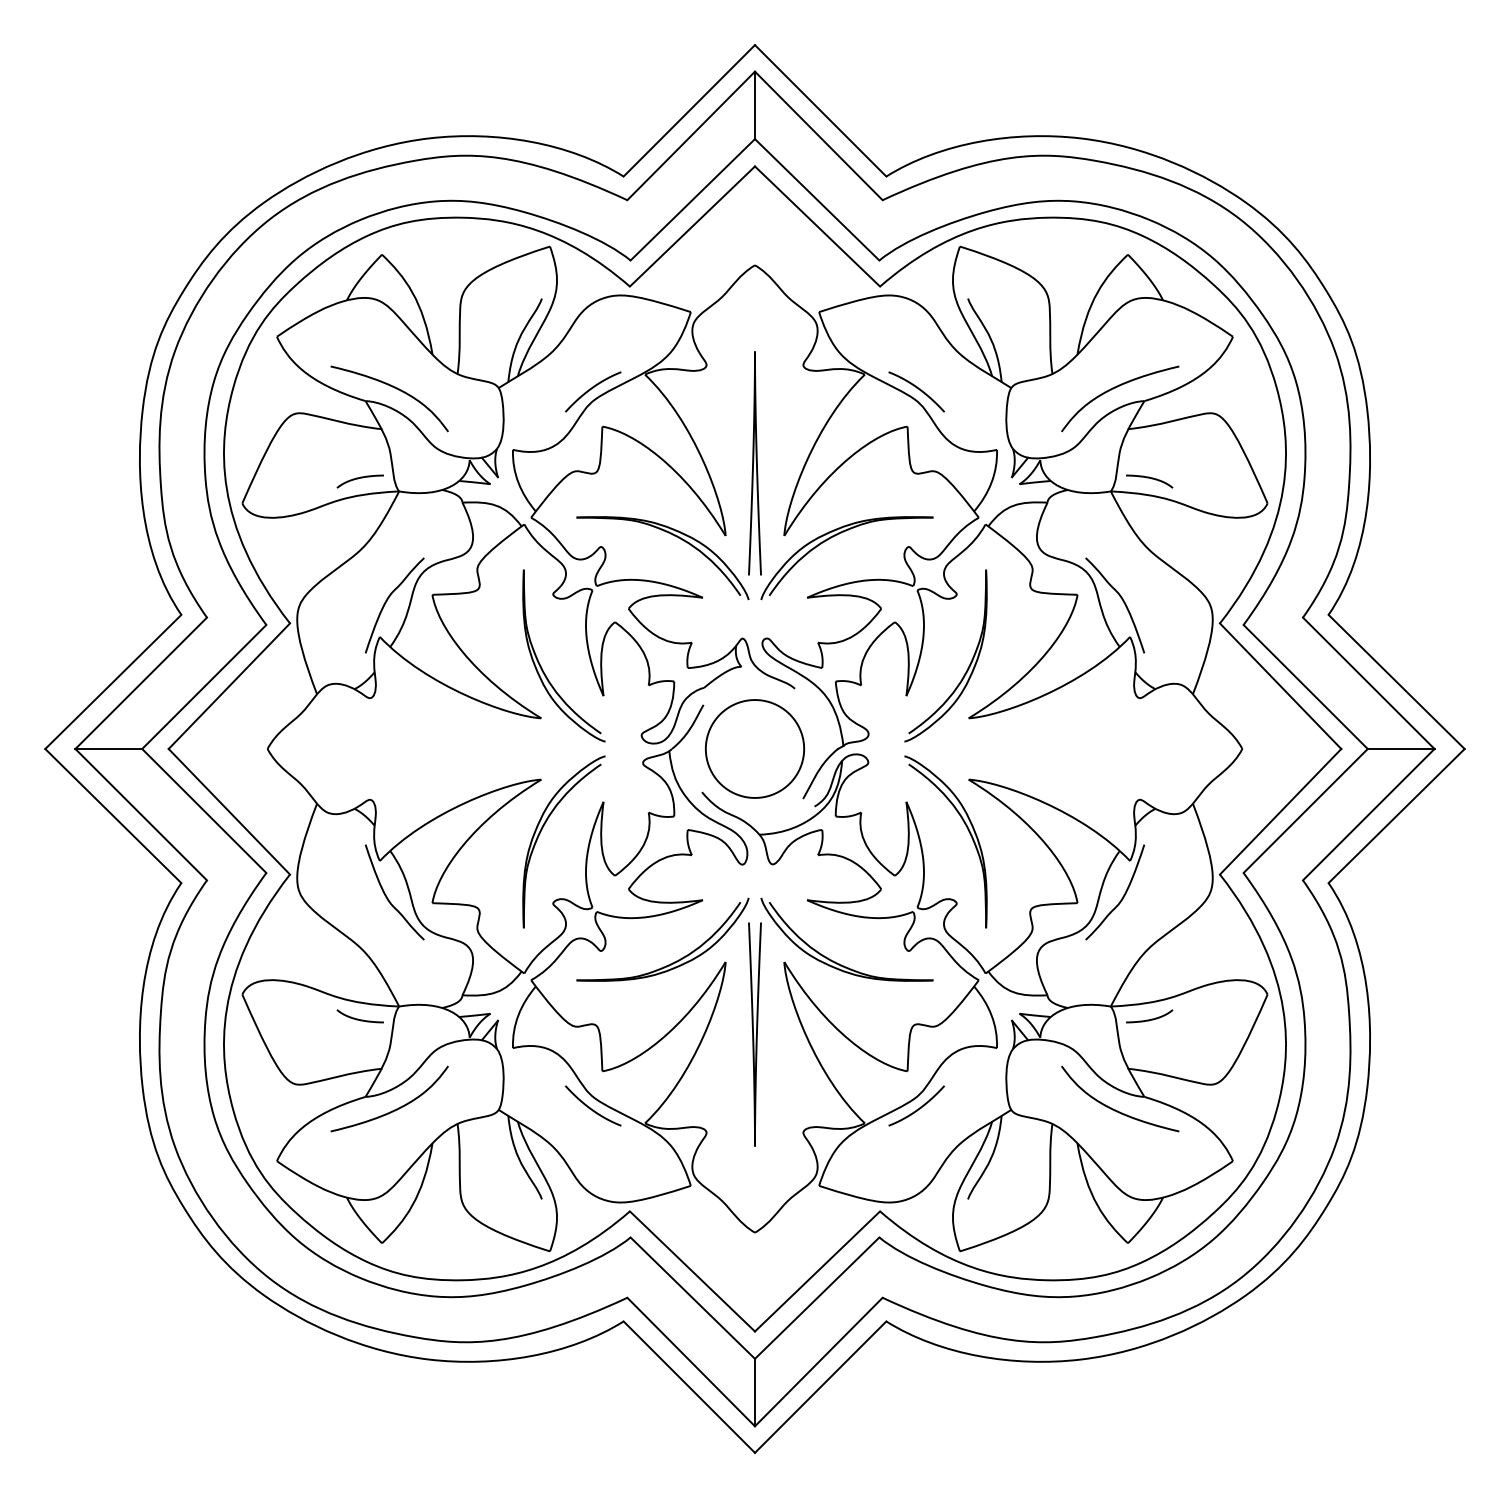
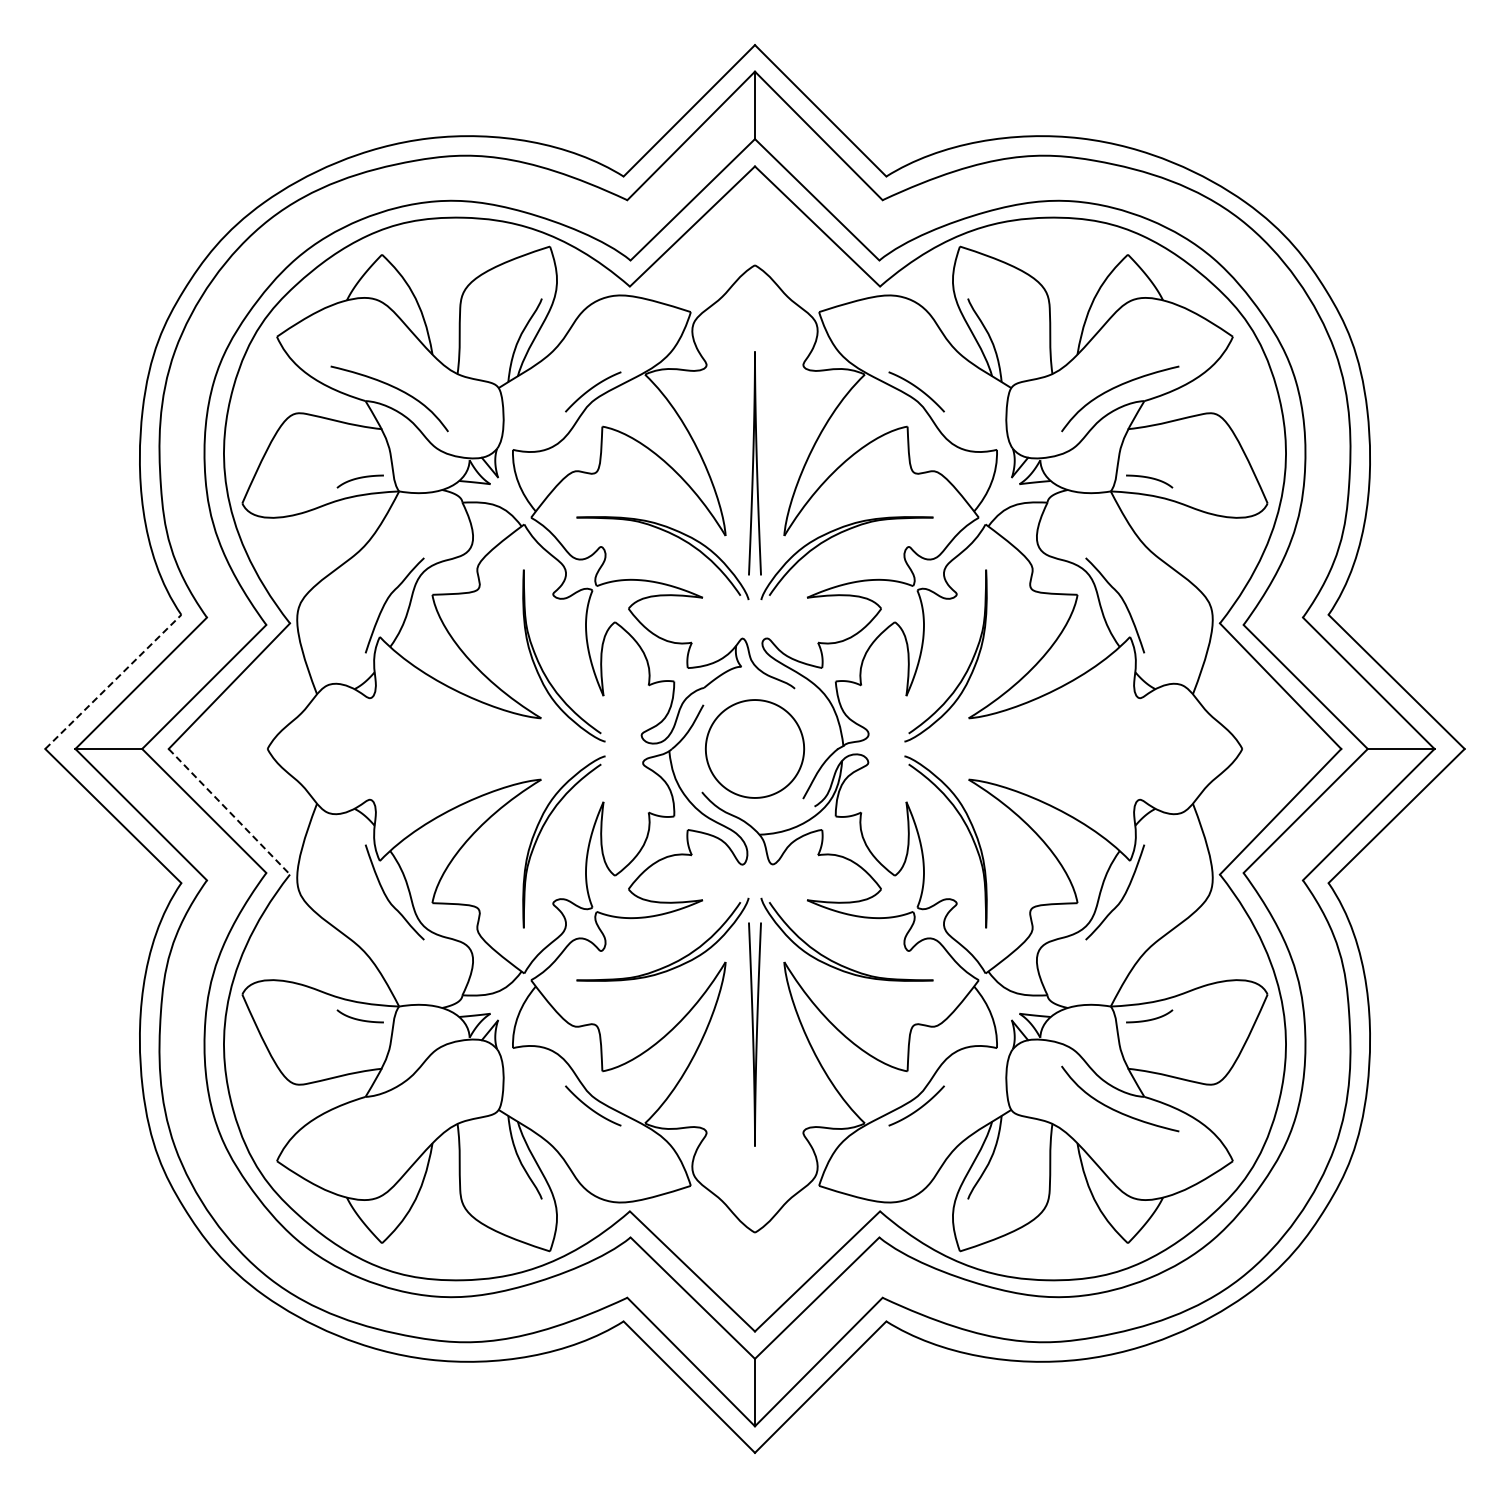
line: solid -> dashed (113, 681)
line: solid -> dashed (229, 812)
curve: present -> none (394, 1109)
